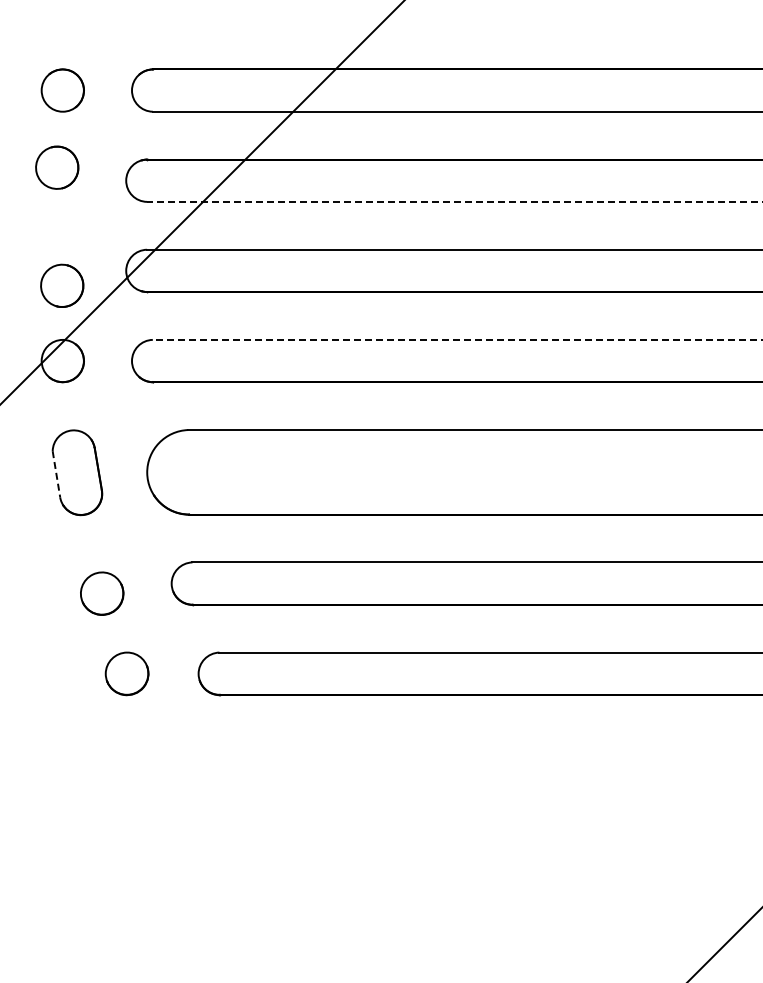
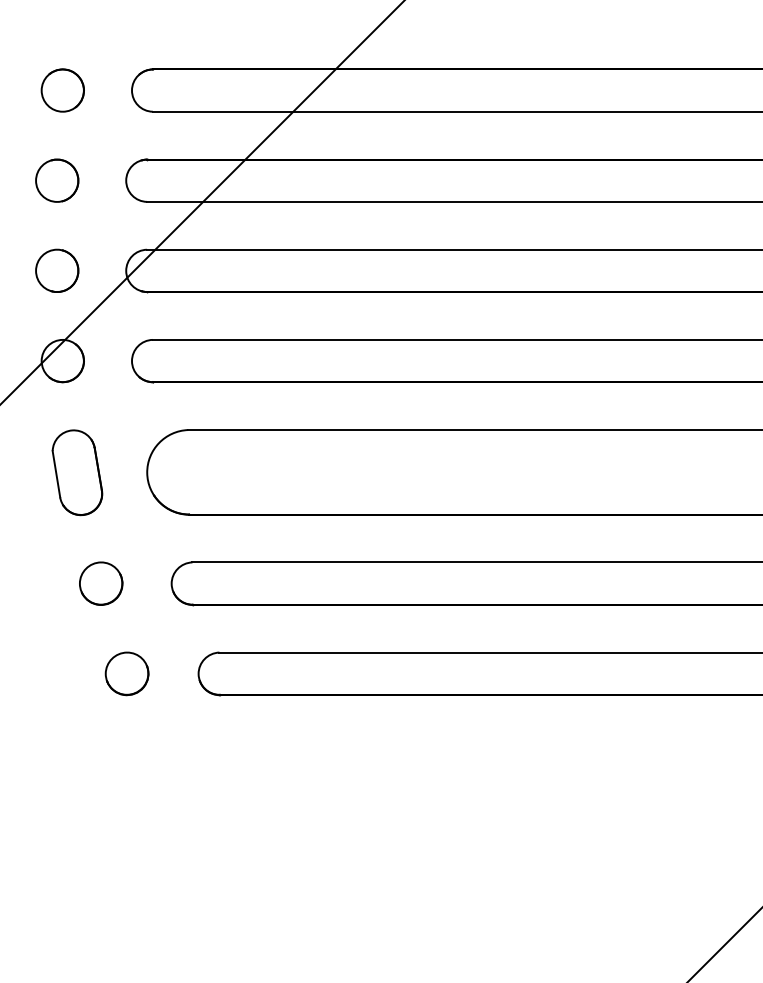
part position: (57, 167) -> (57, 180) (57, 180)
line: dashed -> solid (454, 201)
part position: (62, 285) -> (57, 270) (57, 270)
line: dashed -> solid (457, 339)
line: dashed -> solid (56, 474)
part position: (102, 593) -> (101, 583) (101, 583)
